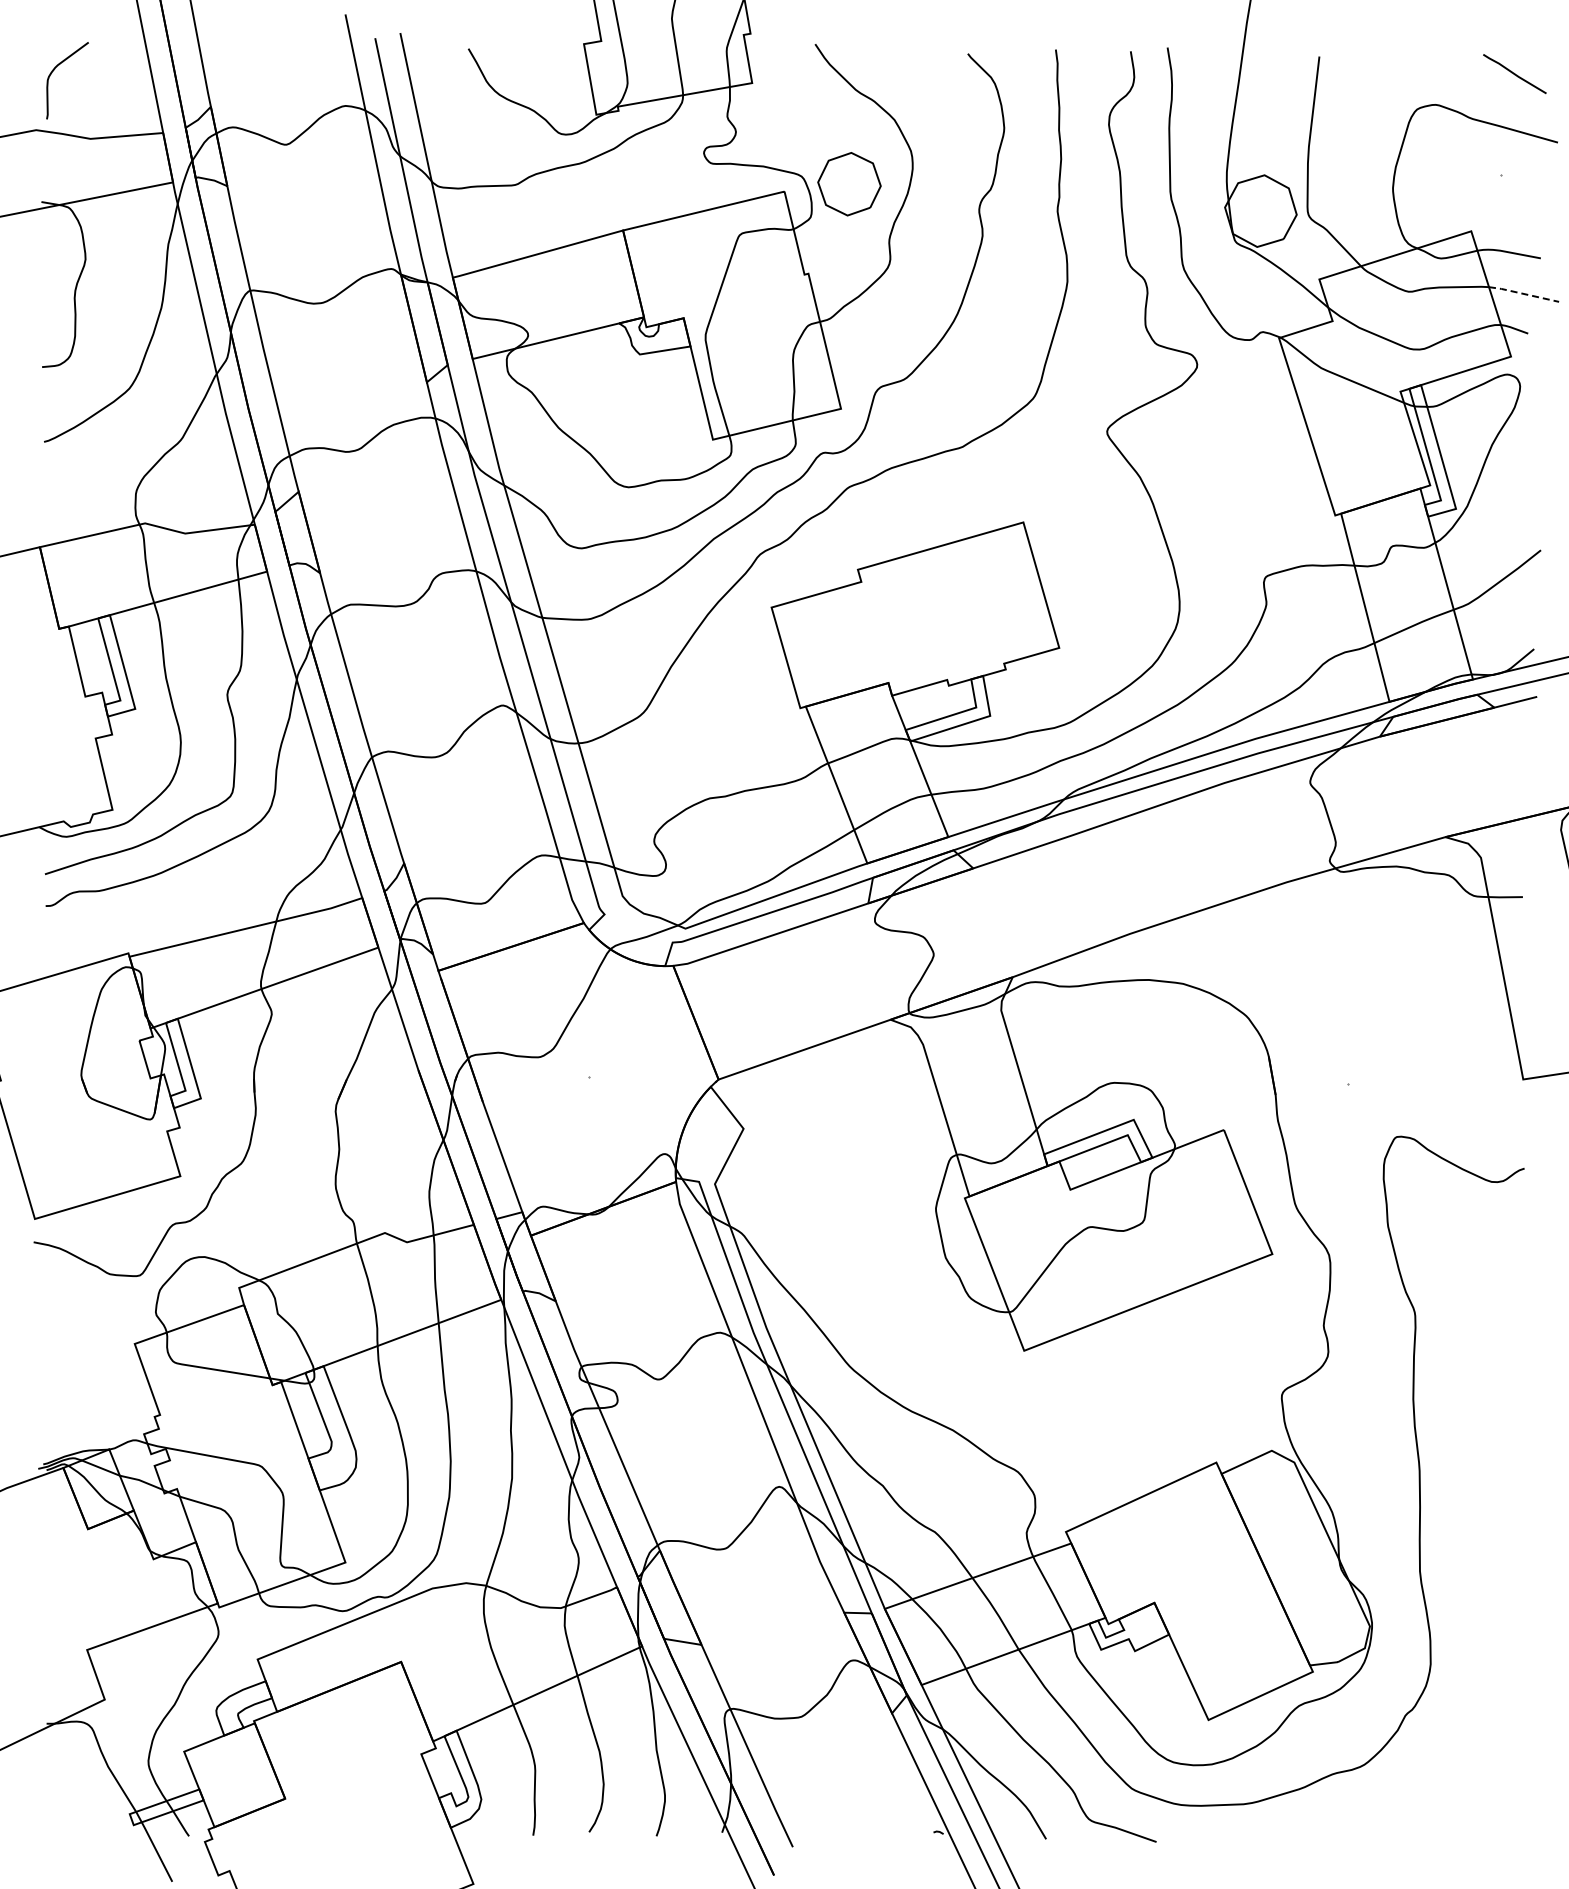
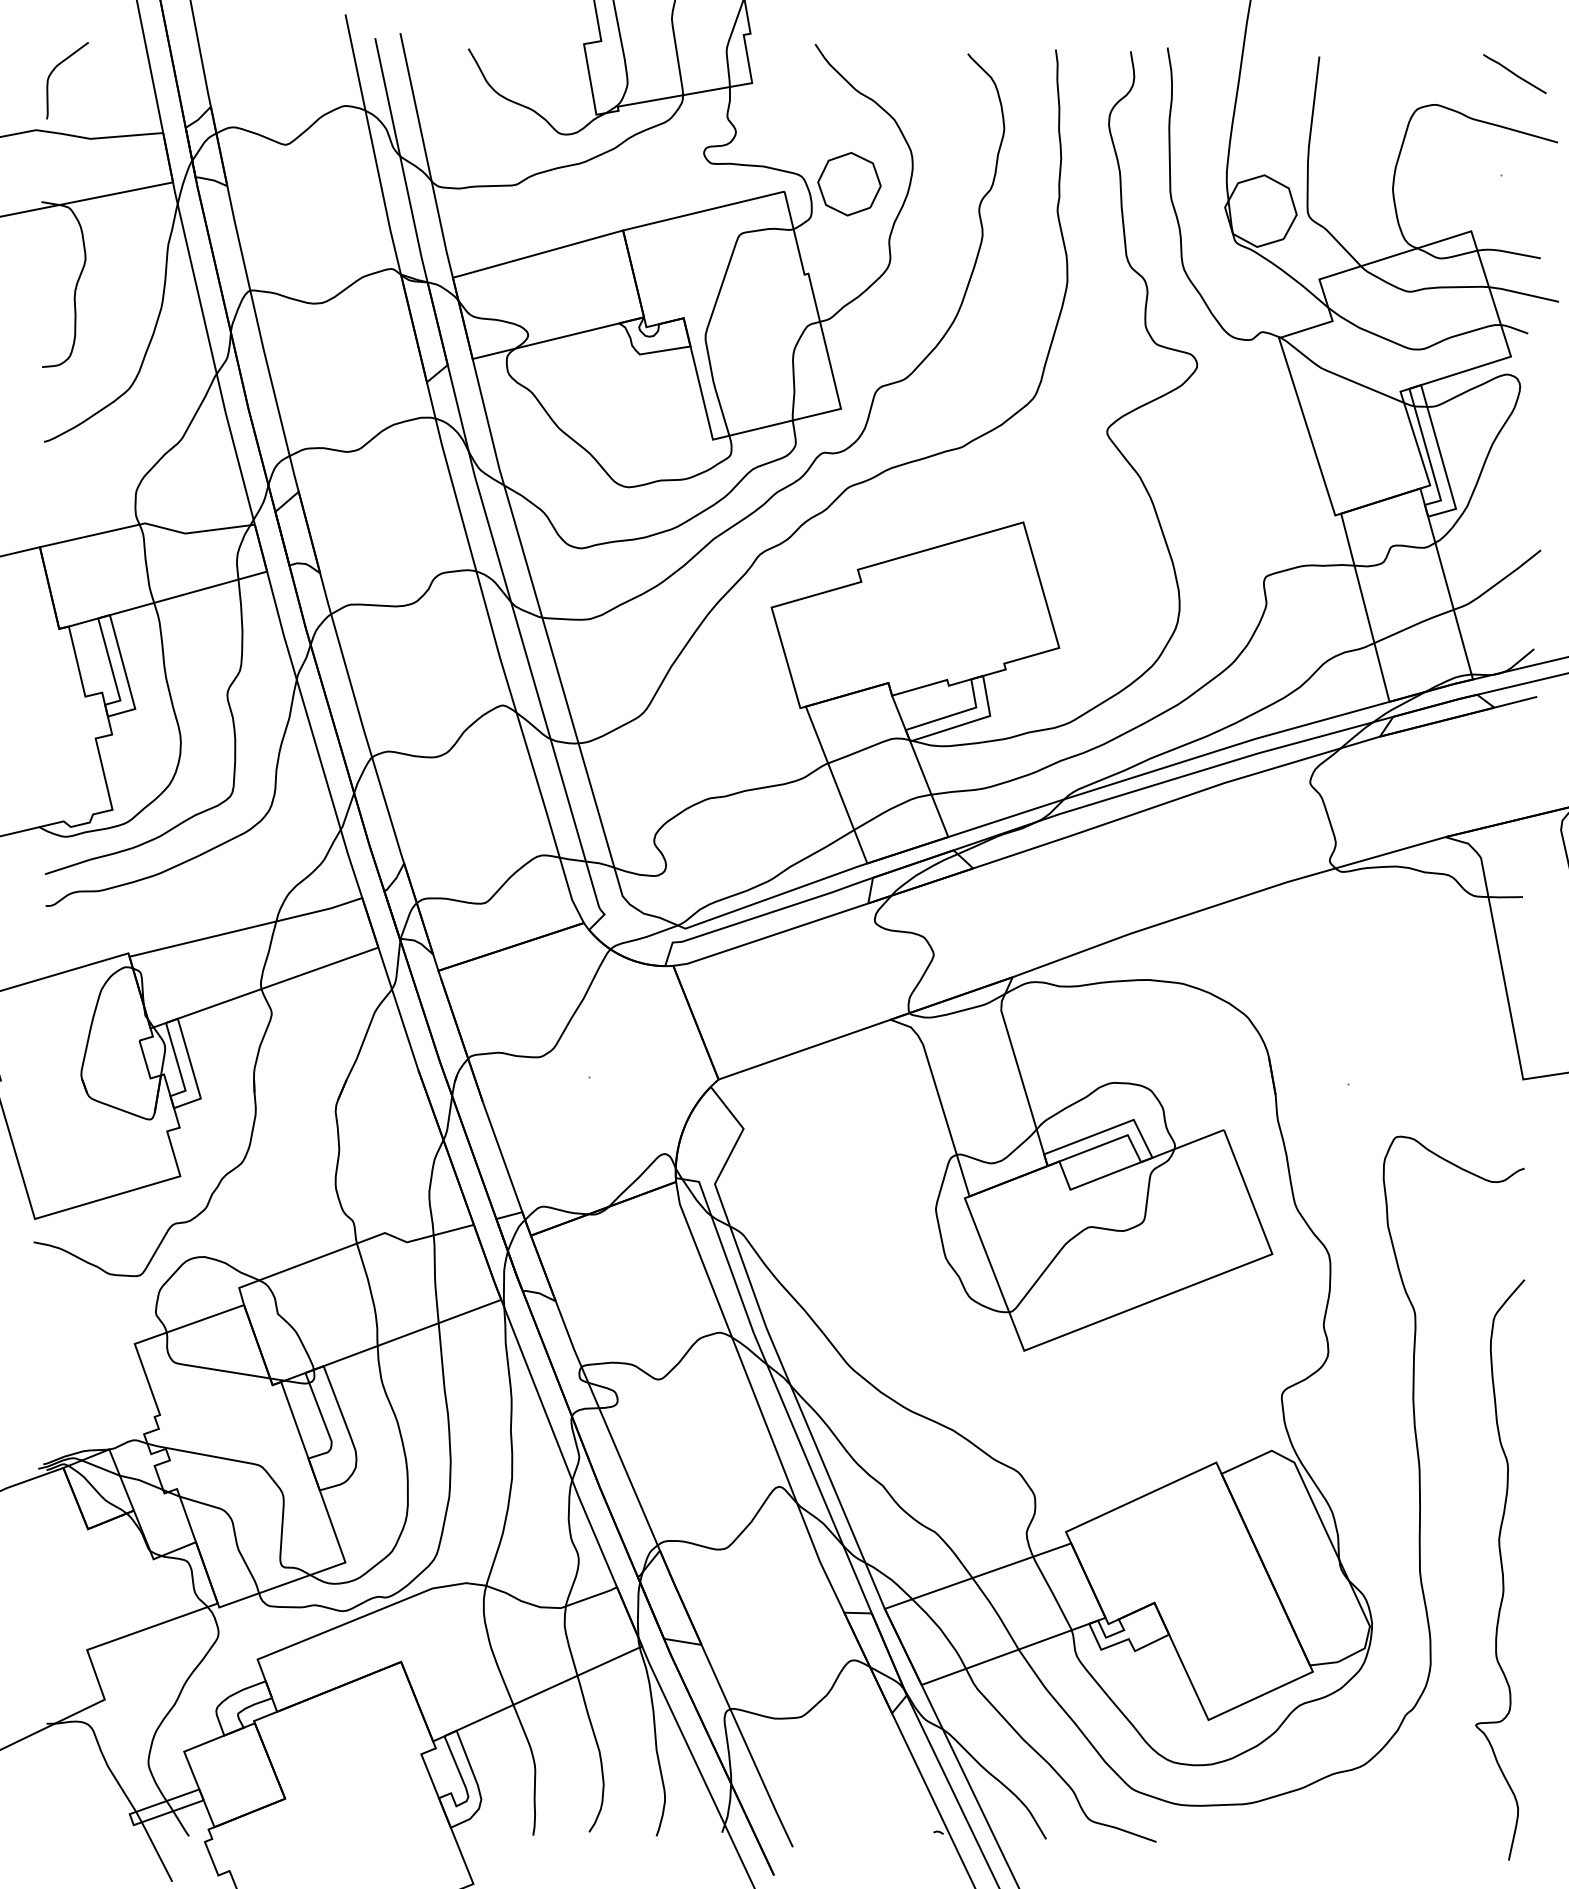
line: dashed -> solid (1523, 293)
curve: none -> present (1501, 1569)
